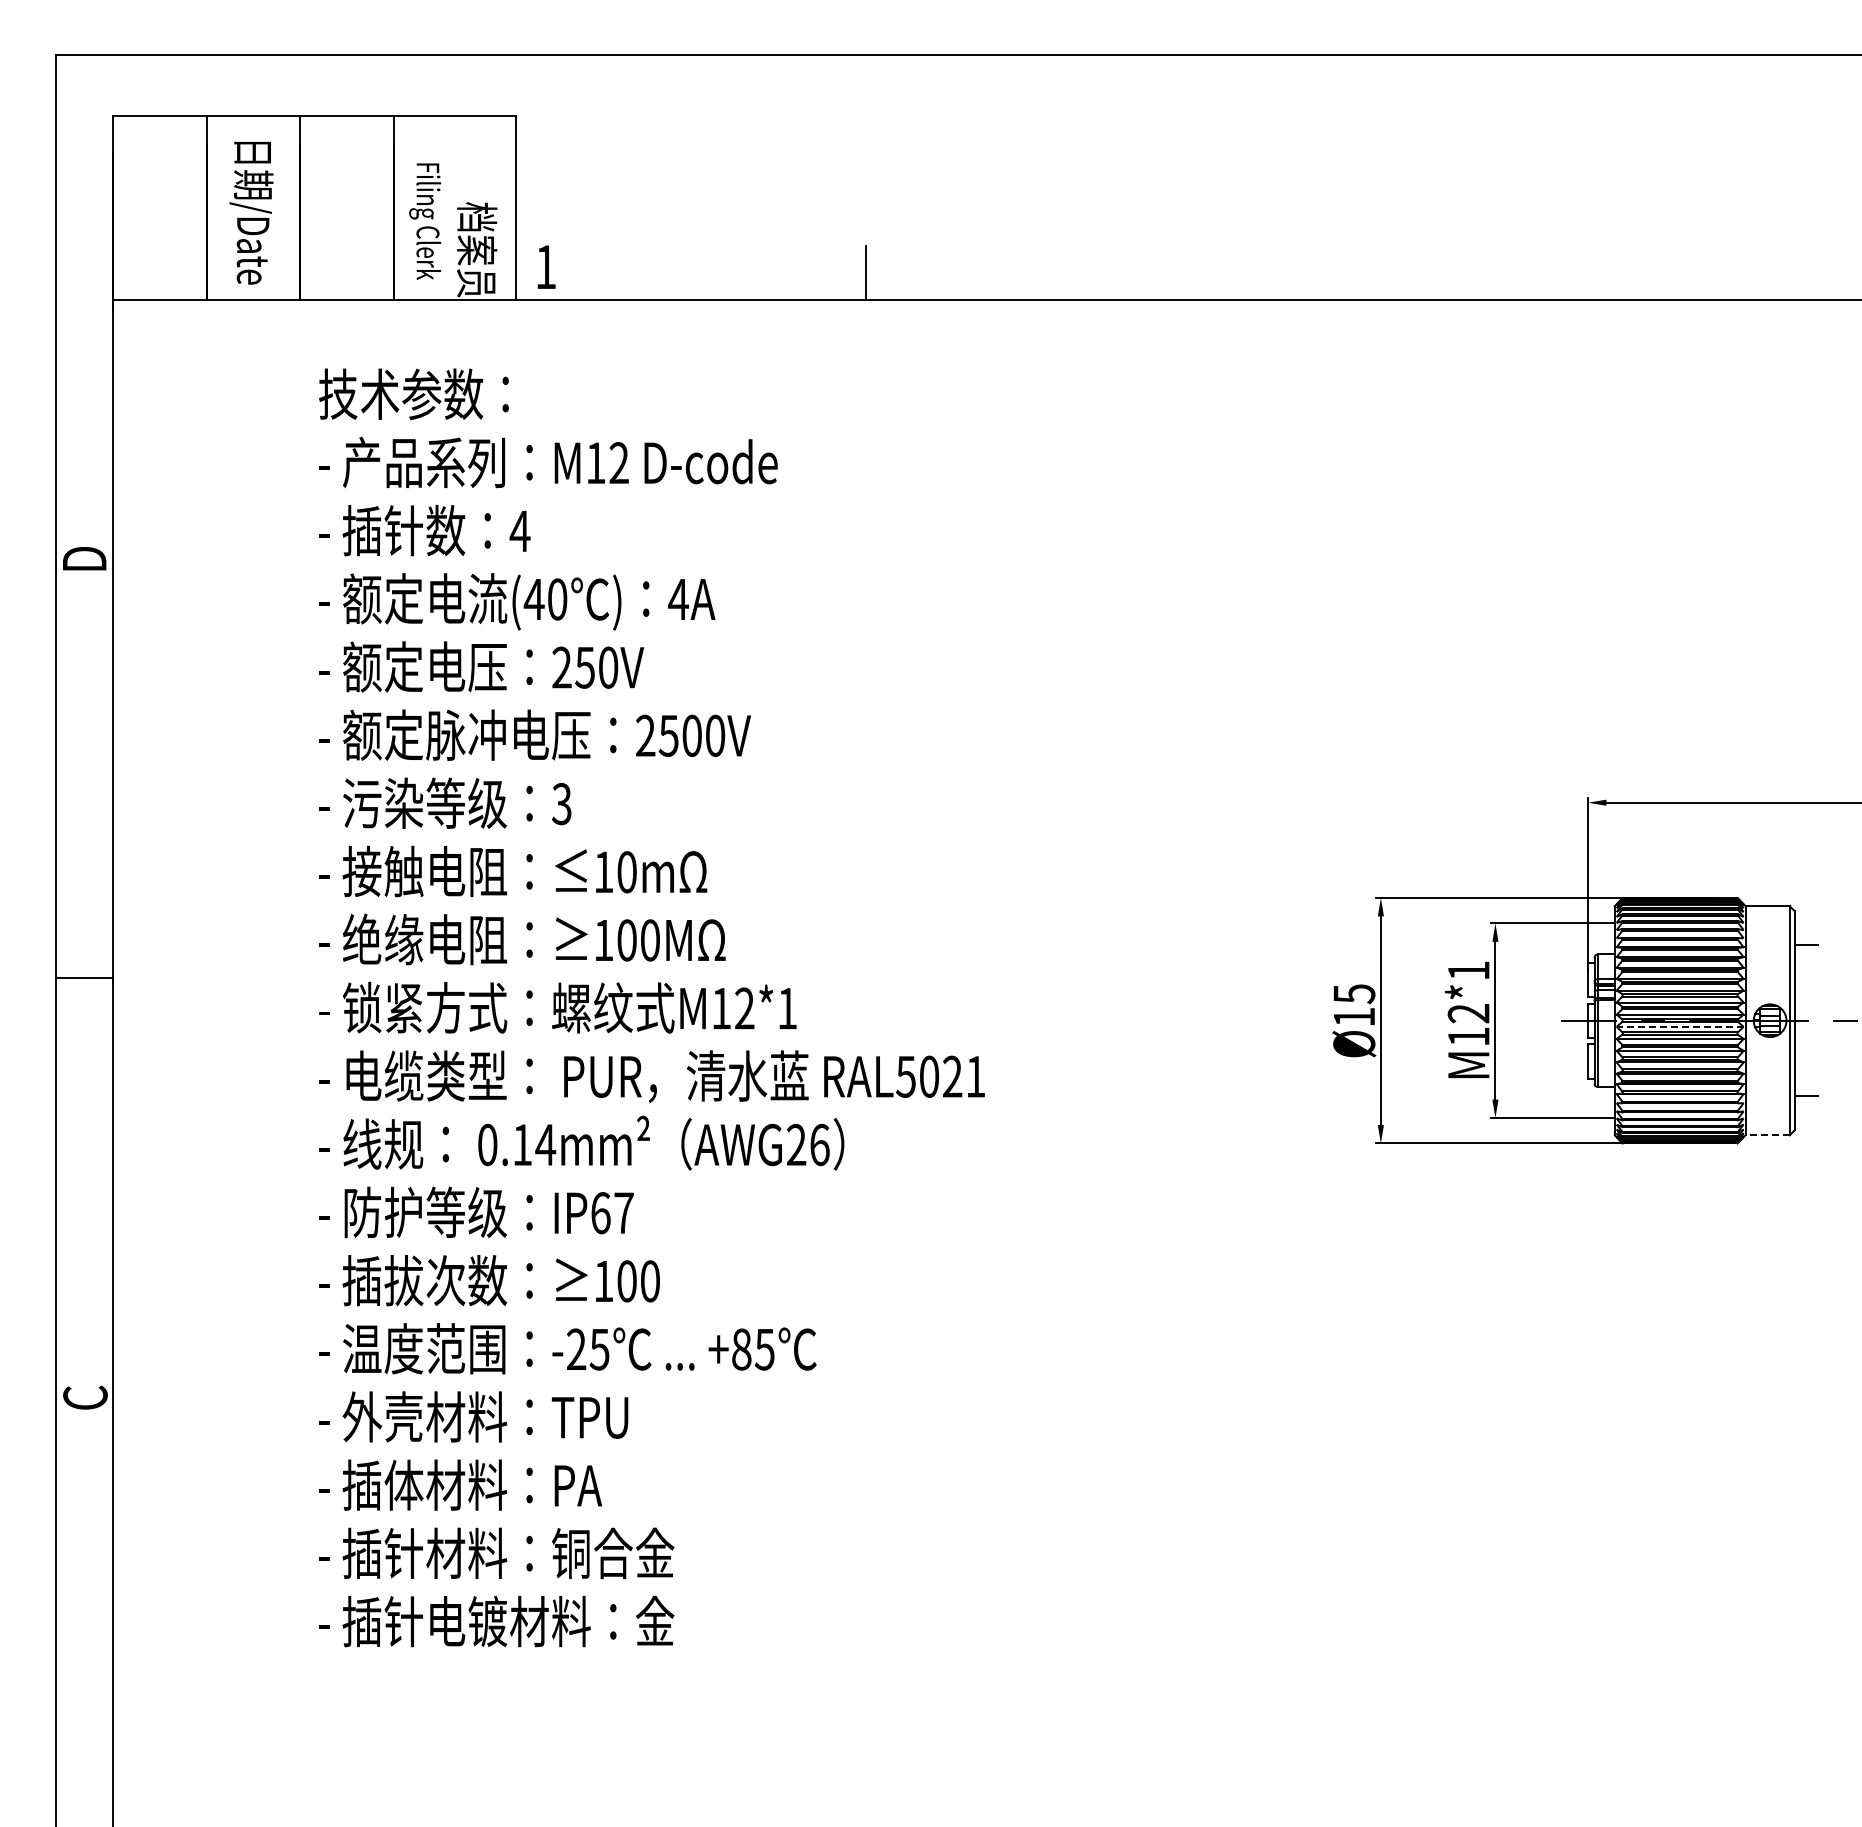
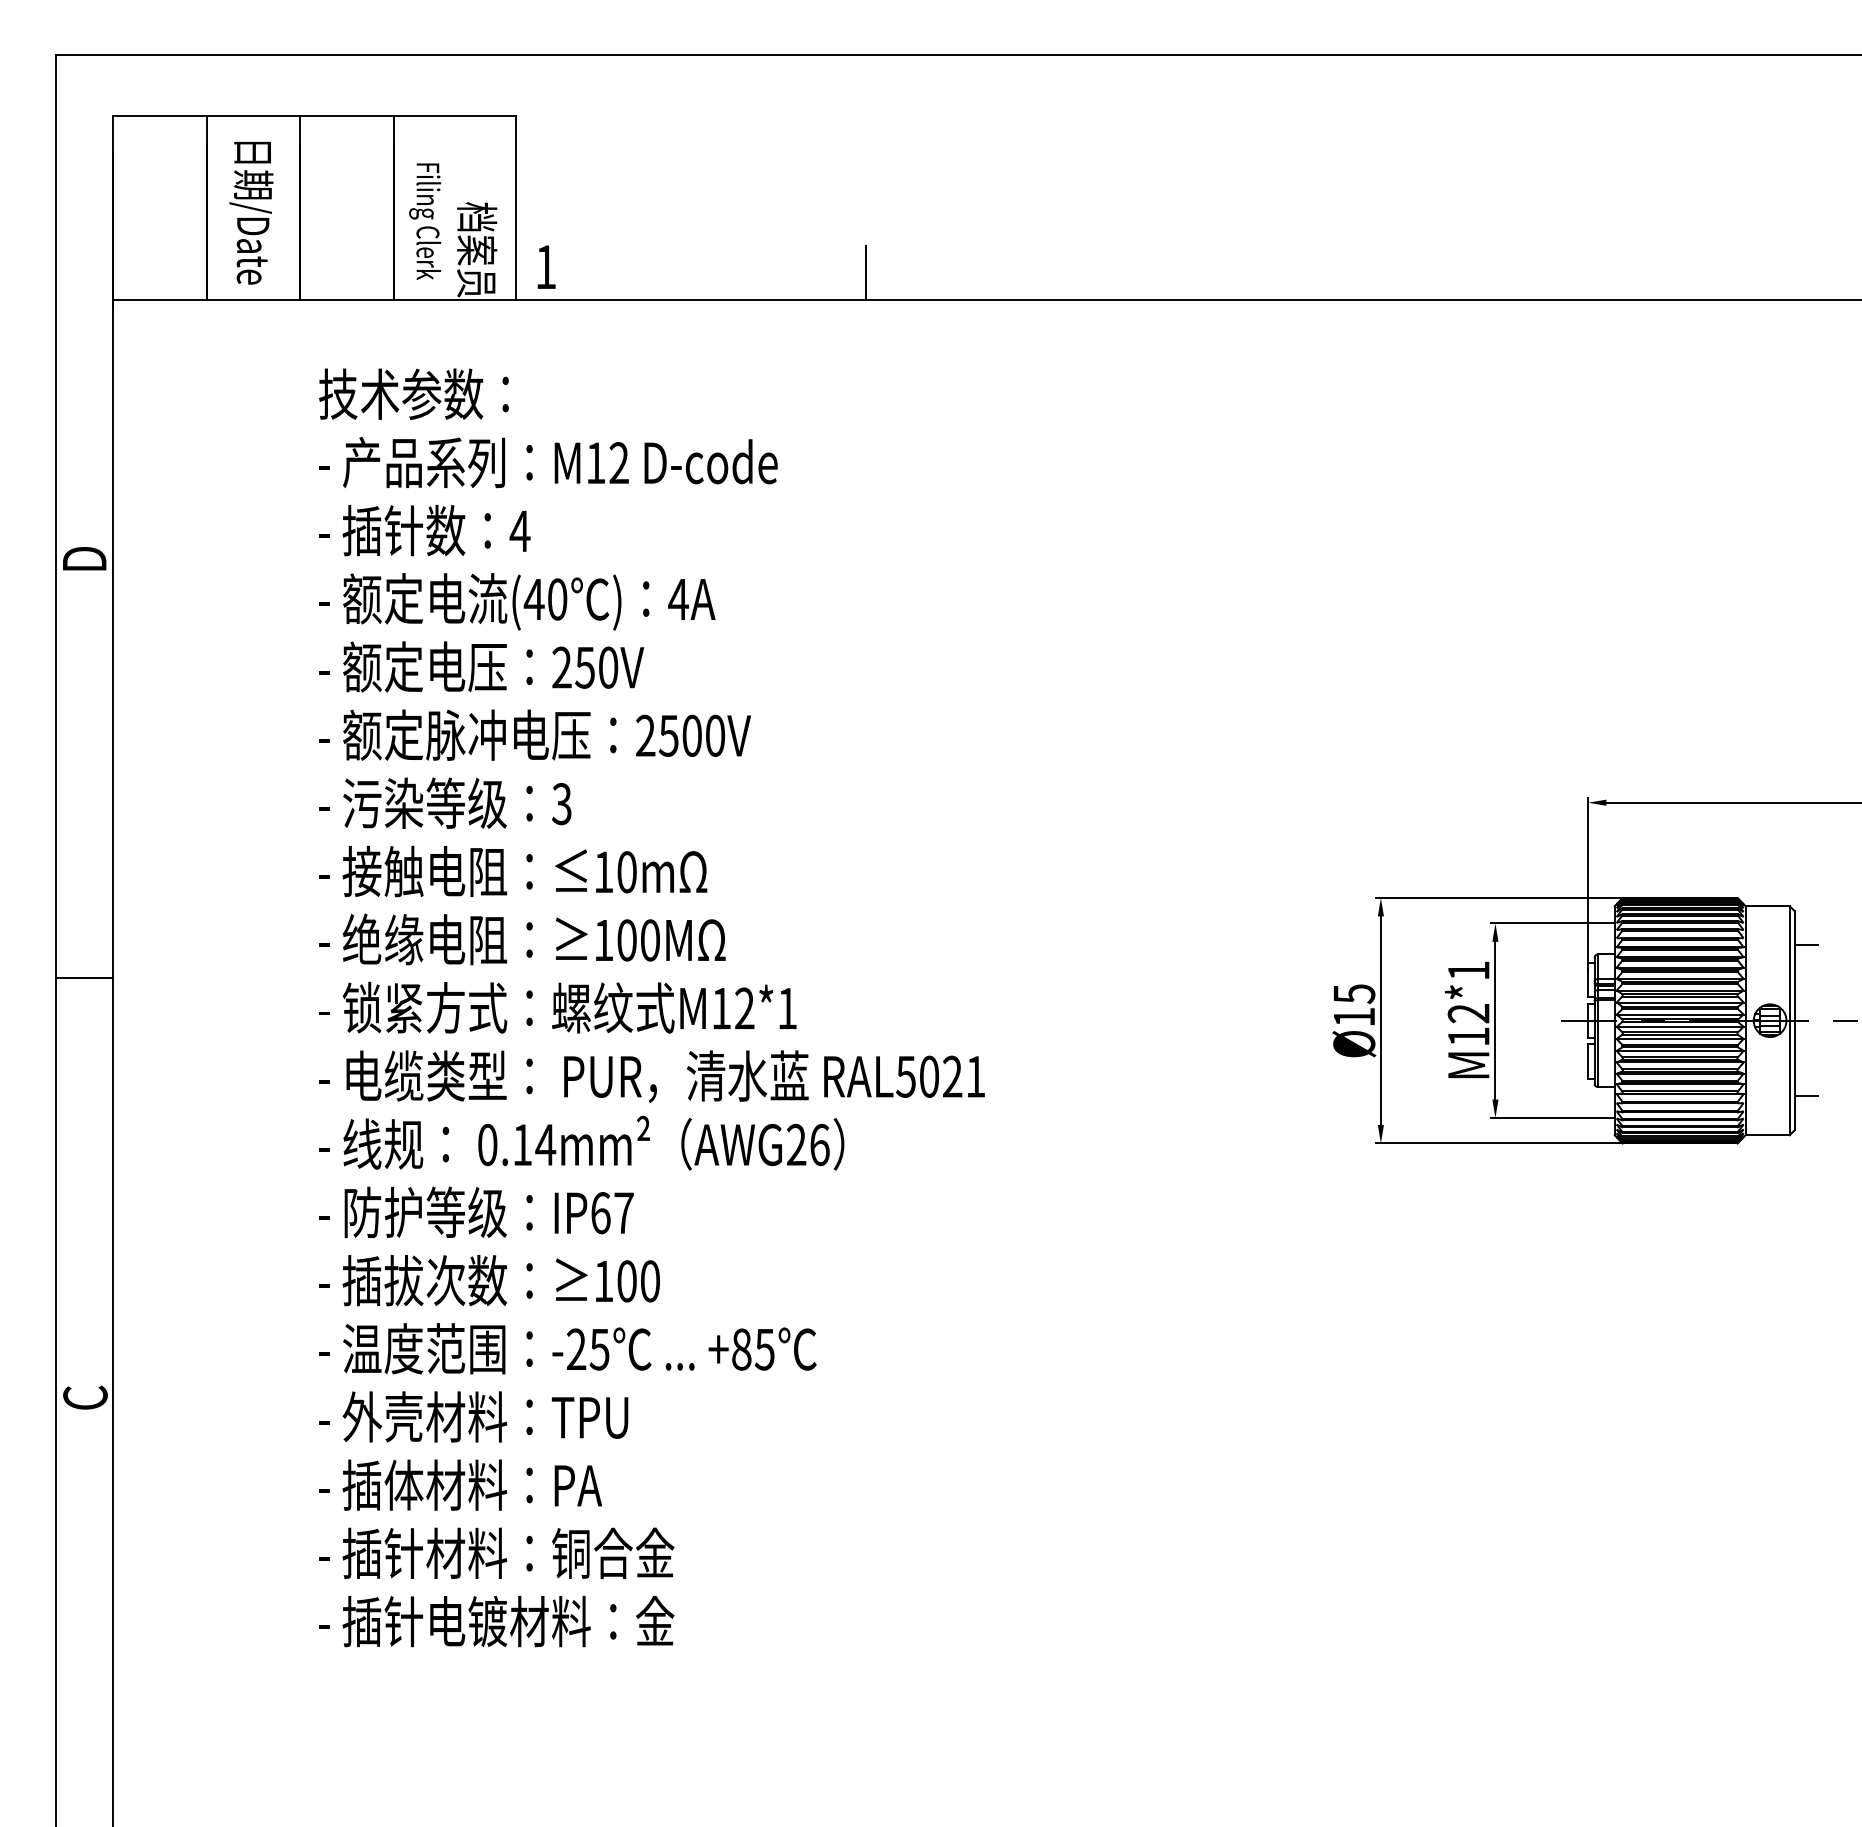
line: dashed -> solid (1679, 1026)
line: dashed -> solid (1767, 1135)
